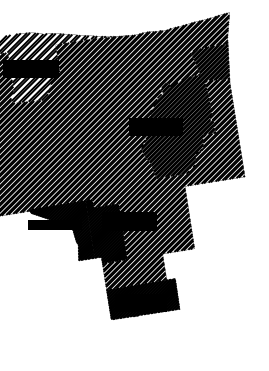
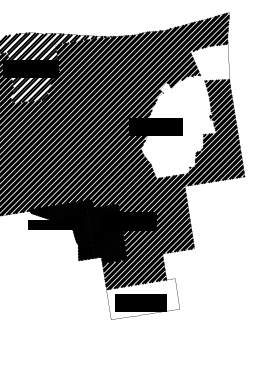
hatch: present -> none (185, 111)
hatch: present -> none (142, 298)
